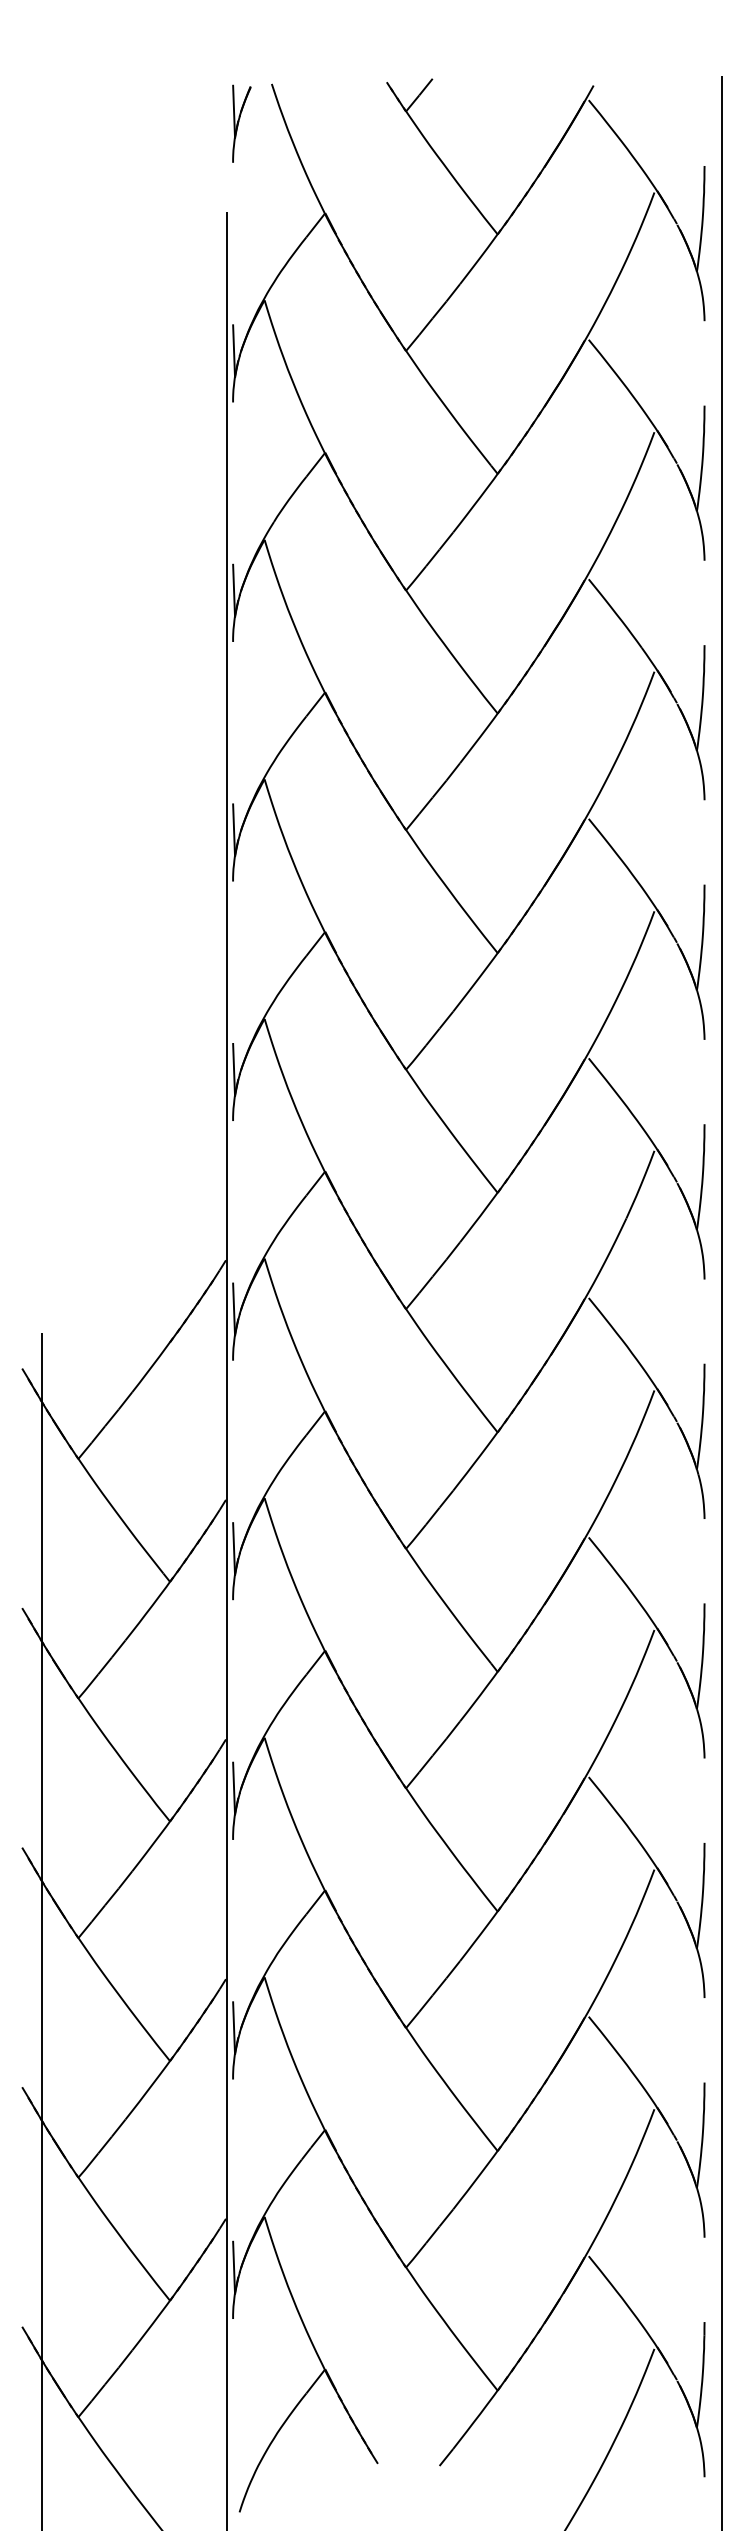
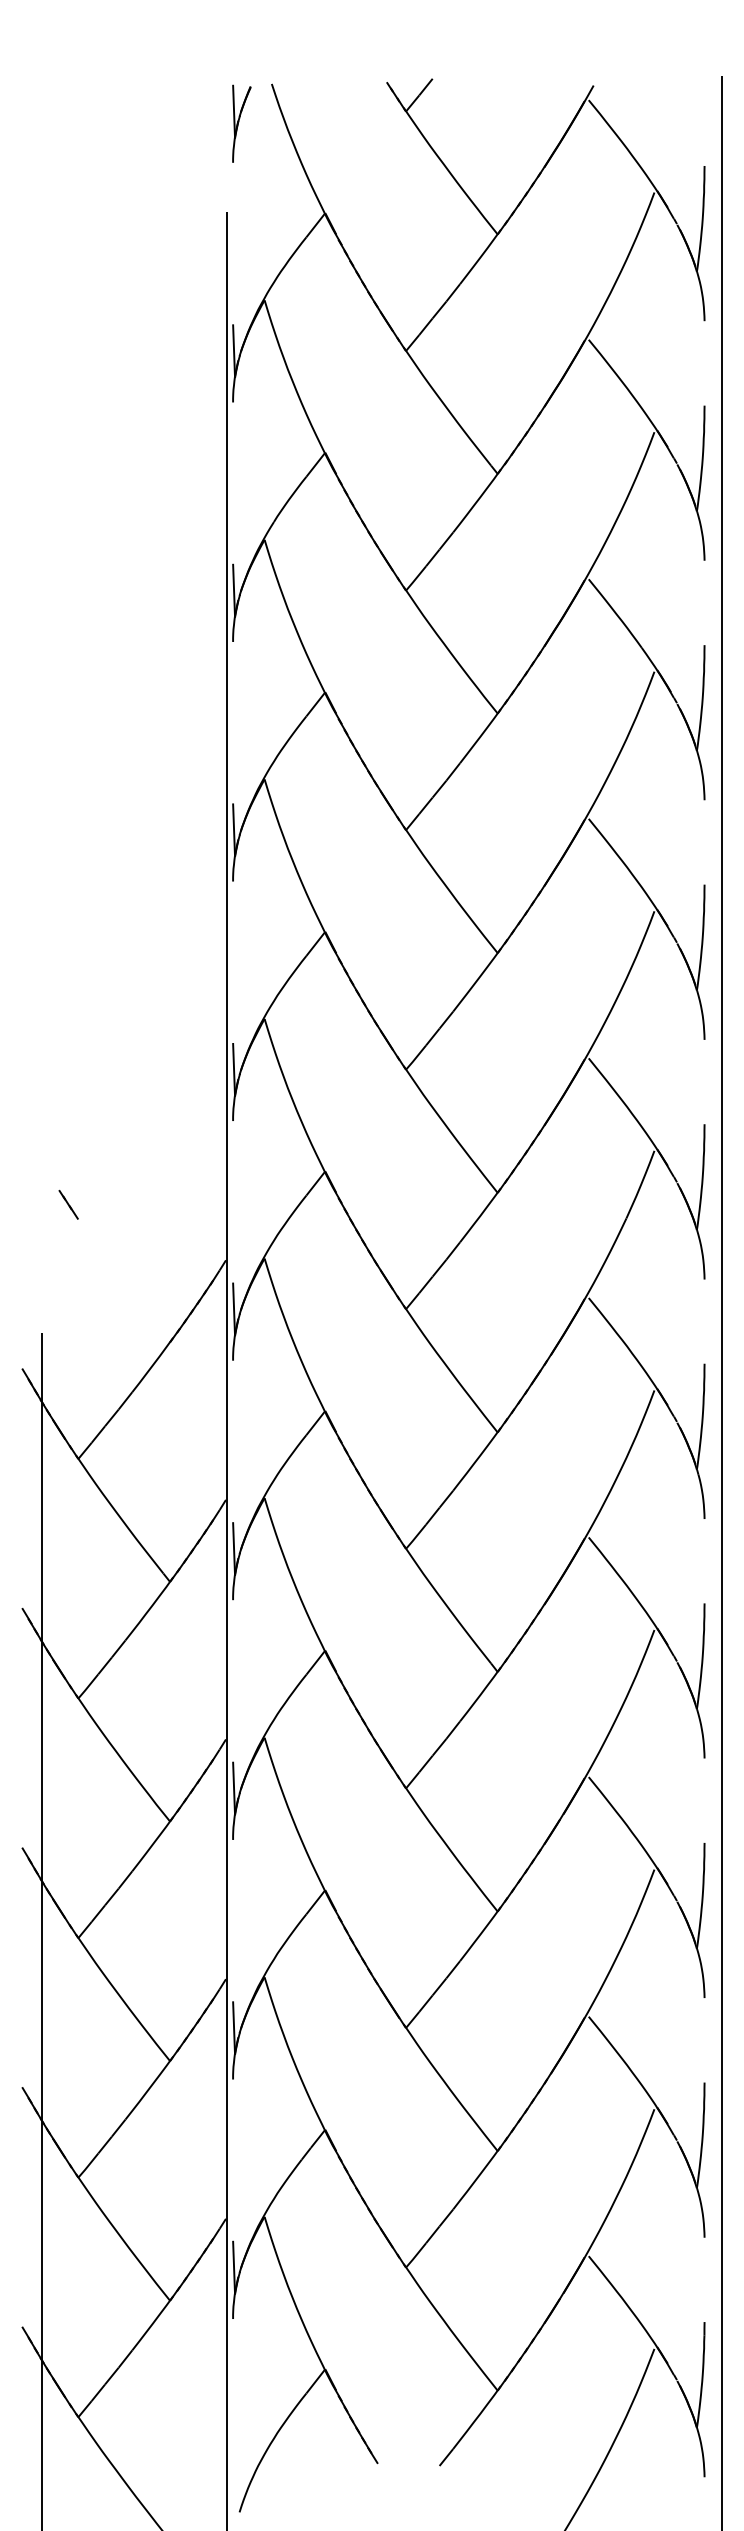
line: none -> present (68, 1204)
